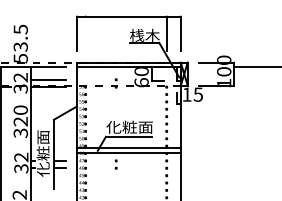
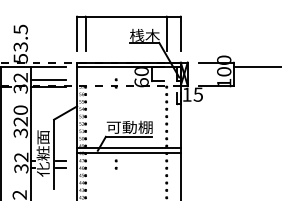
line: none -> present (85, 33)
text: 化粧面 -> 可動棚 (129, 126)
